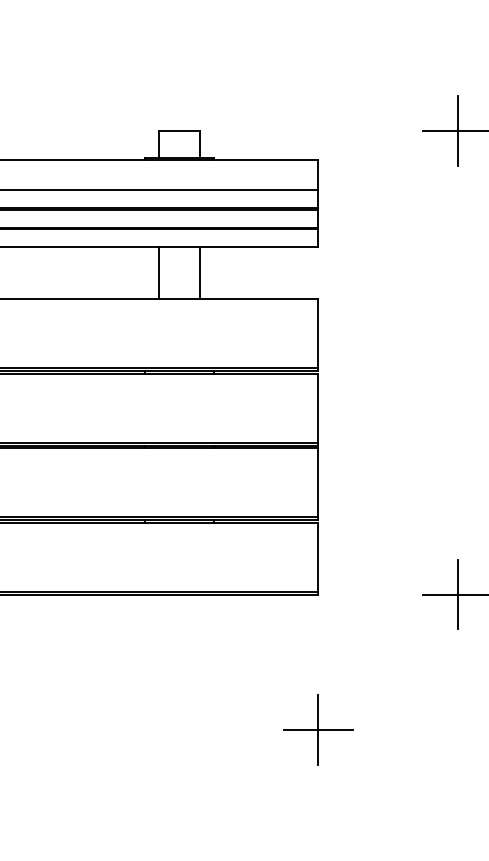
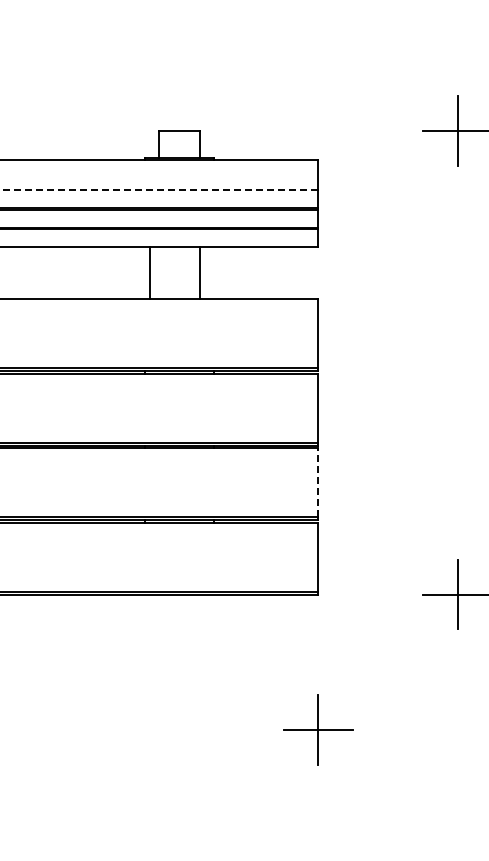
line: solid -> dashed (159, 190)
line position: (158, 273) -> (149, 273) (149, 273)
line: solid -> dashed (318, 482)
